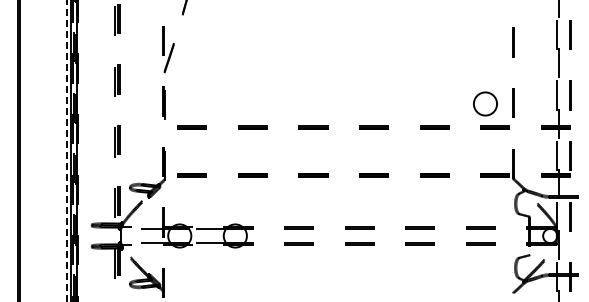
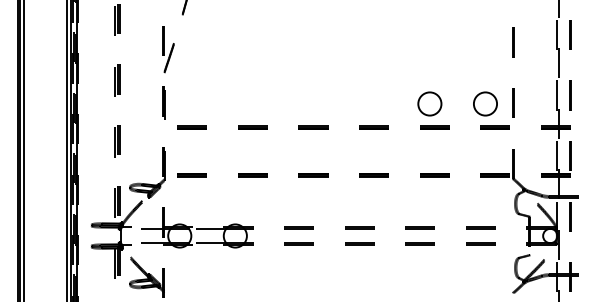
circle: none -> present (429, 103)
line: none -> present (24, 150)
line: dashed -> solid (66, 151)
